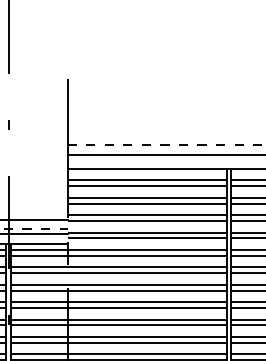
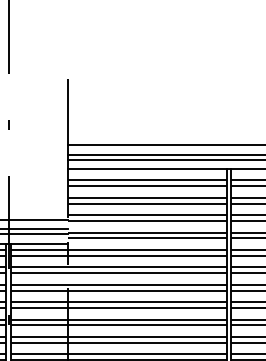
line: dashed -> solid (166, 145)
line: none -> present (164, 159)
line: dashed -> solid (34, 229)
